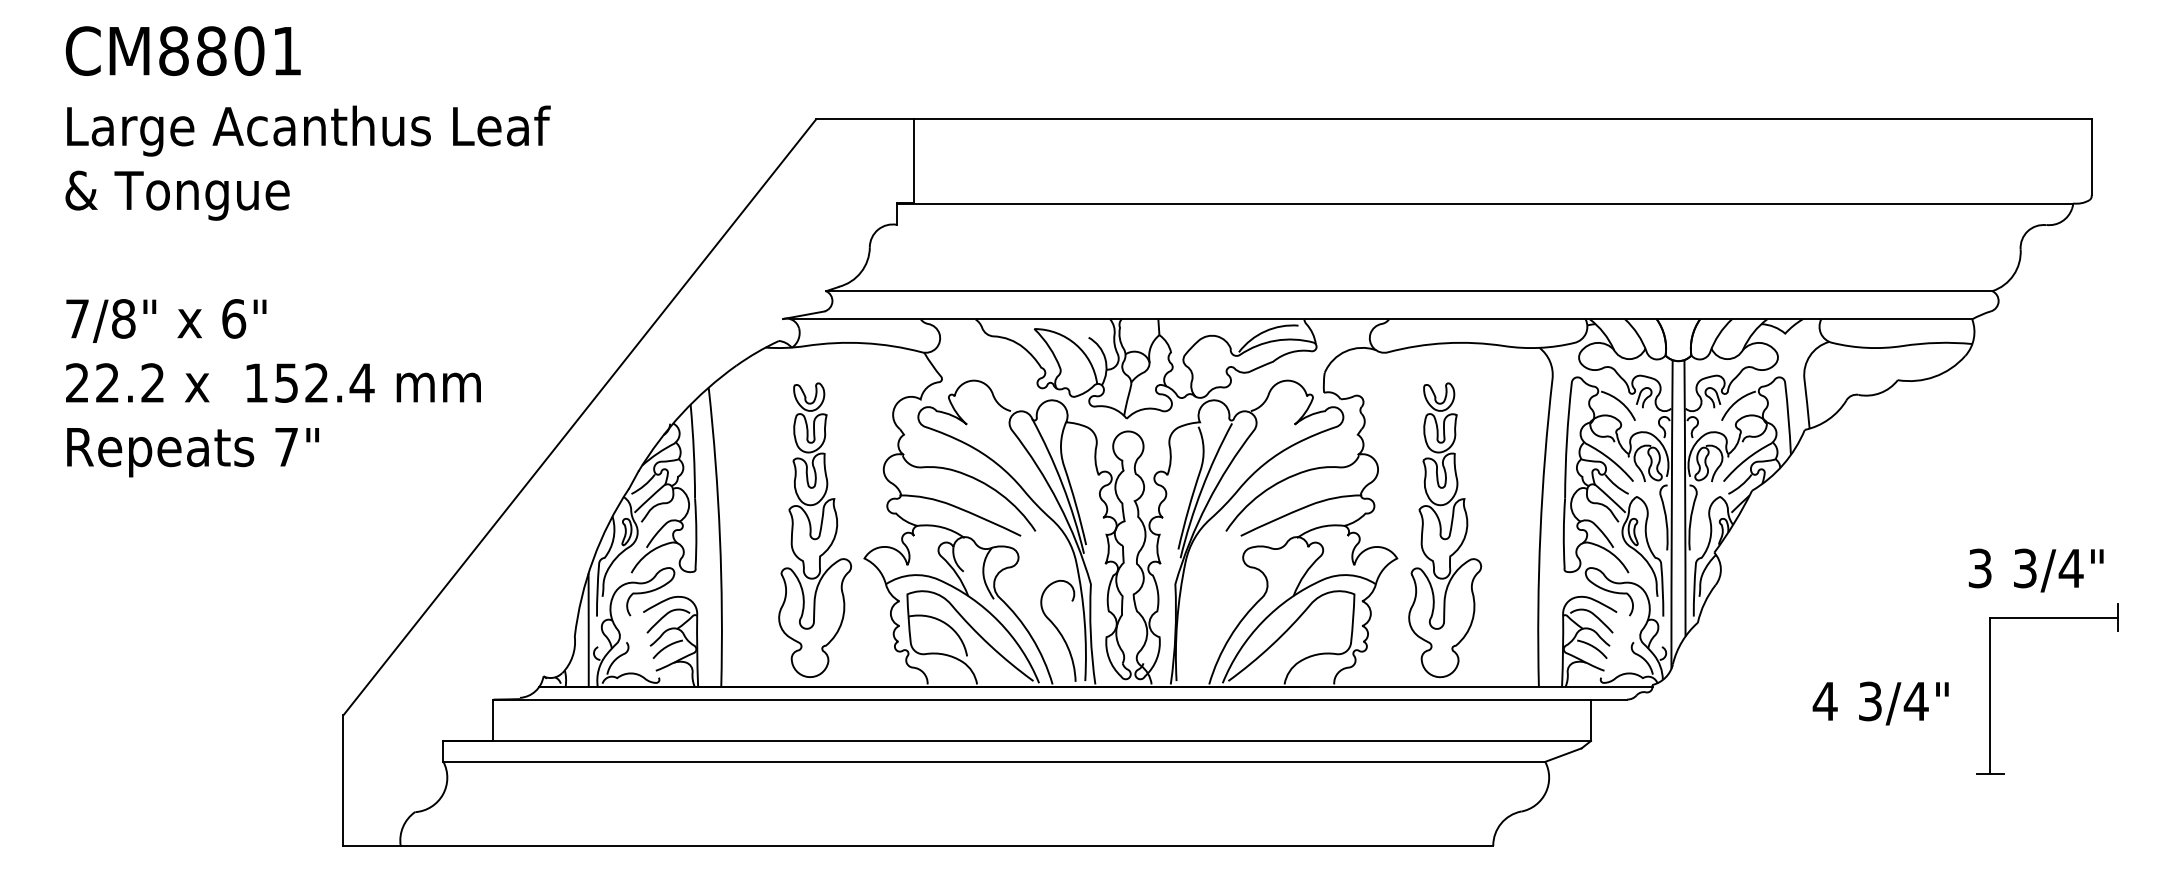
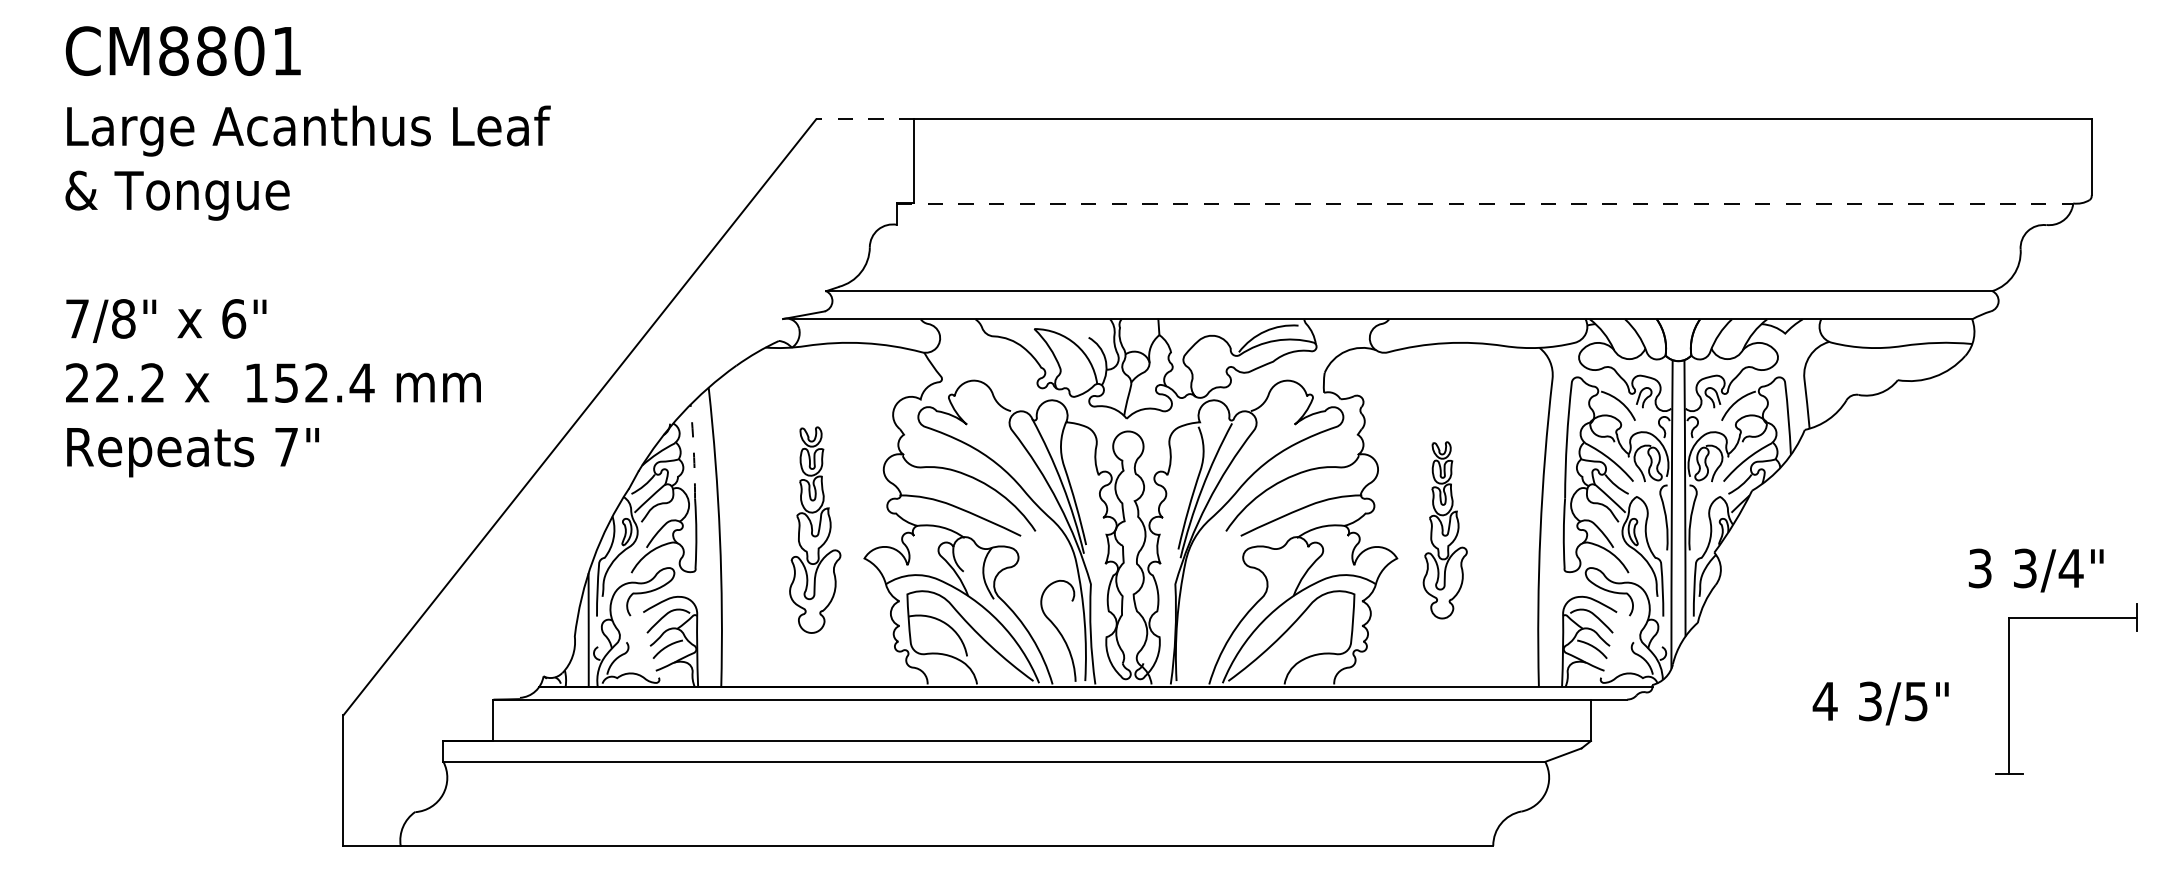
line: solid -> dashed (864, 119)
line: solid -> dashed (1485, 203)
line: solid -> dashed (693, 451)
part size: 75x296 px -> 53x208 px (815, 529)
part size: 75x297 px -> 46x179 px (1444, 530)
part position: (1990, 688) -> (2009, 688) (2009, 688)
text: 3/4" -> 3/5" (1915, 701)
